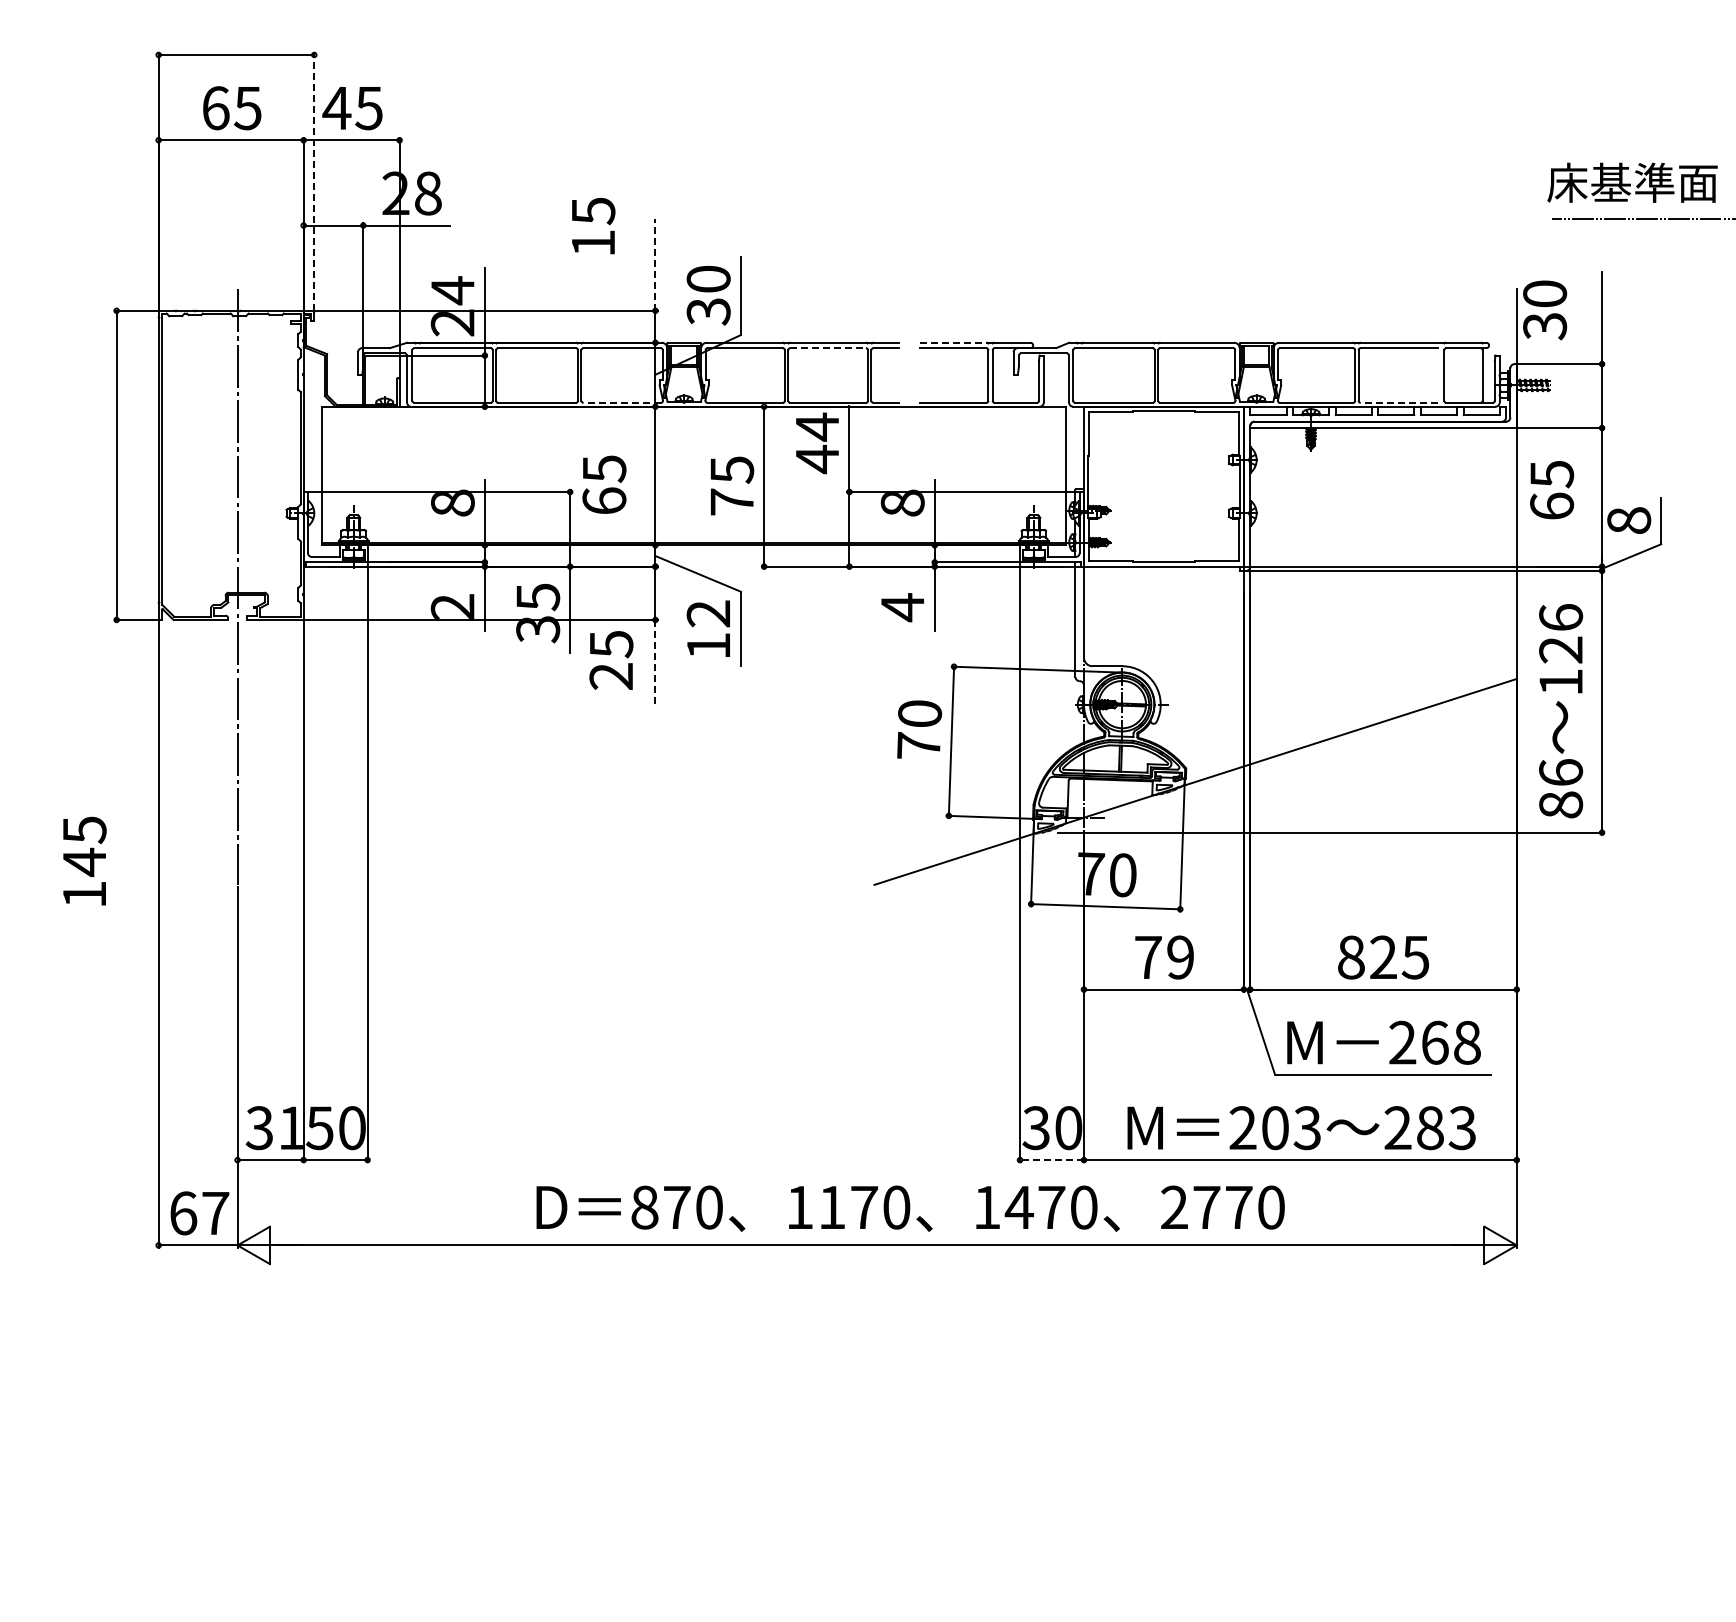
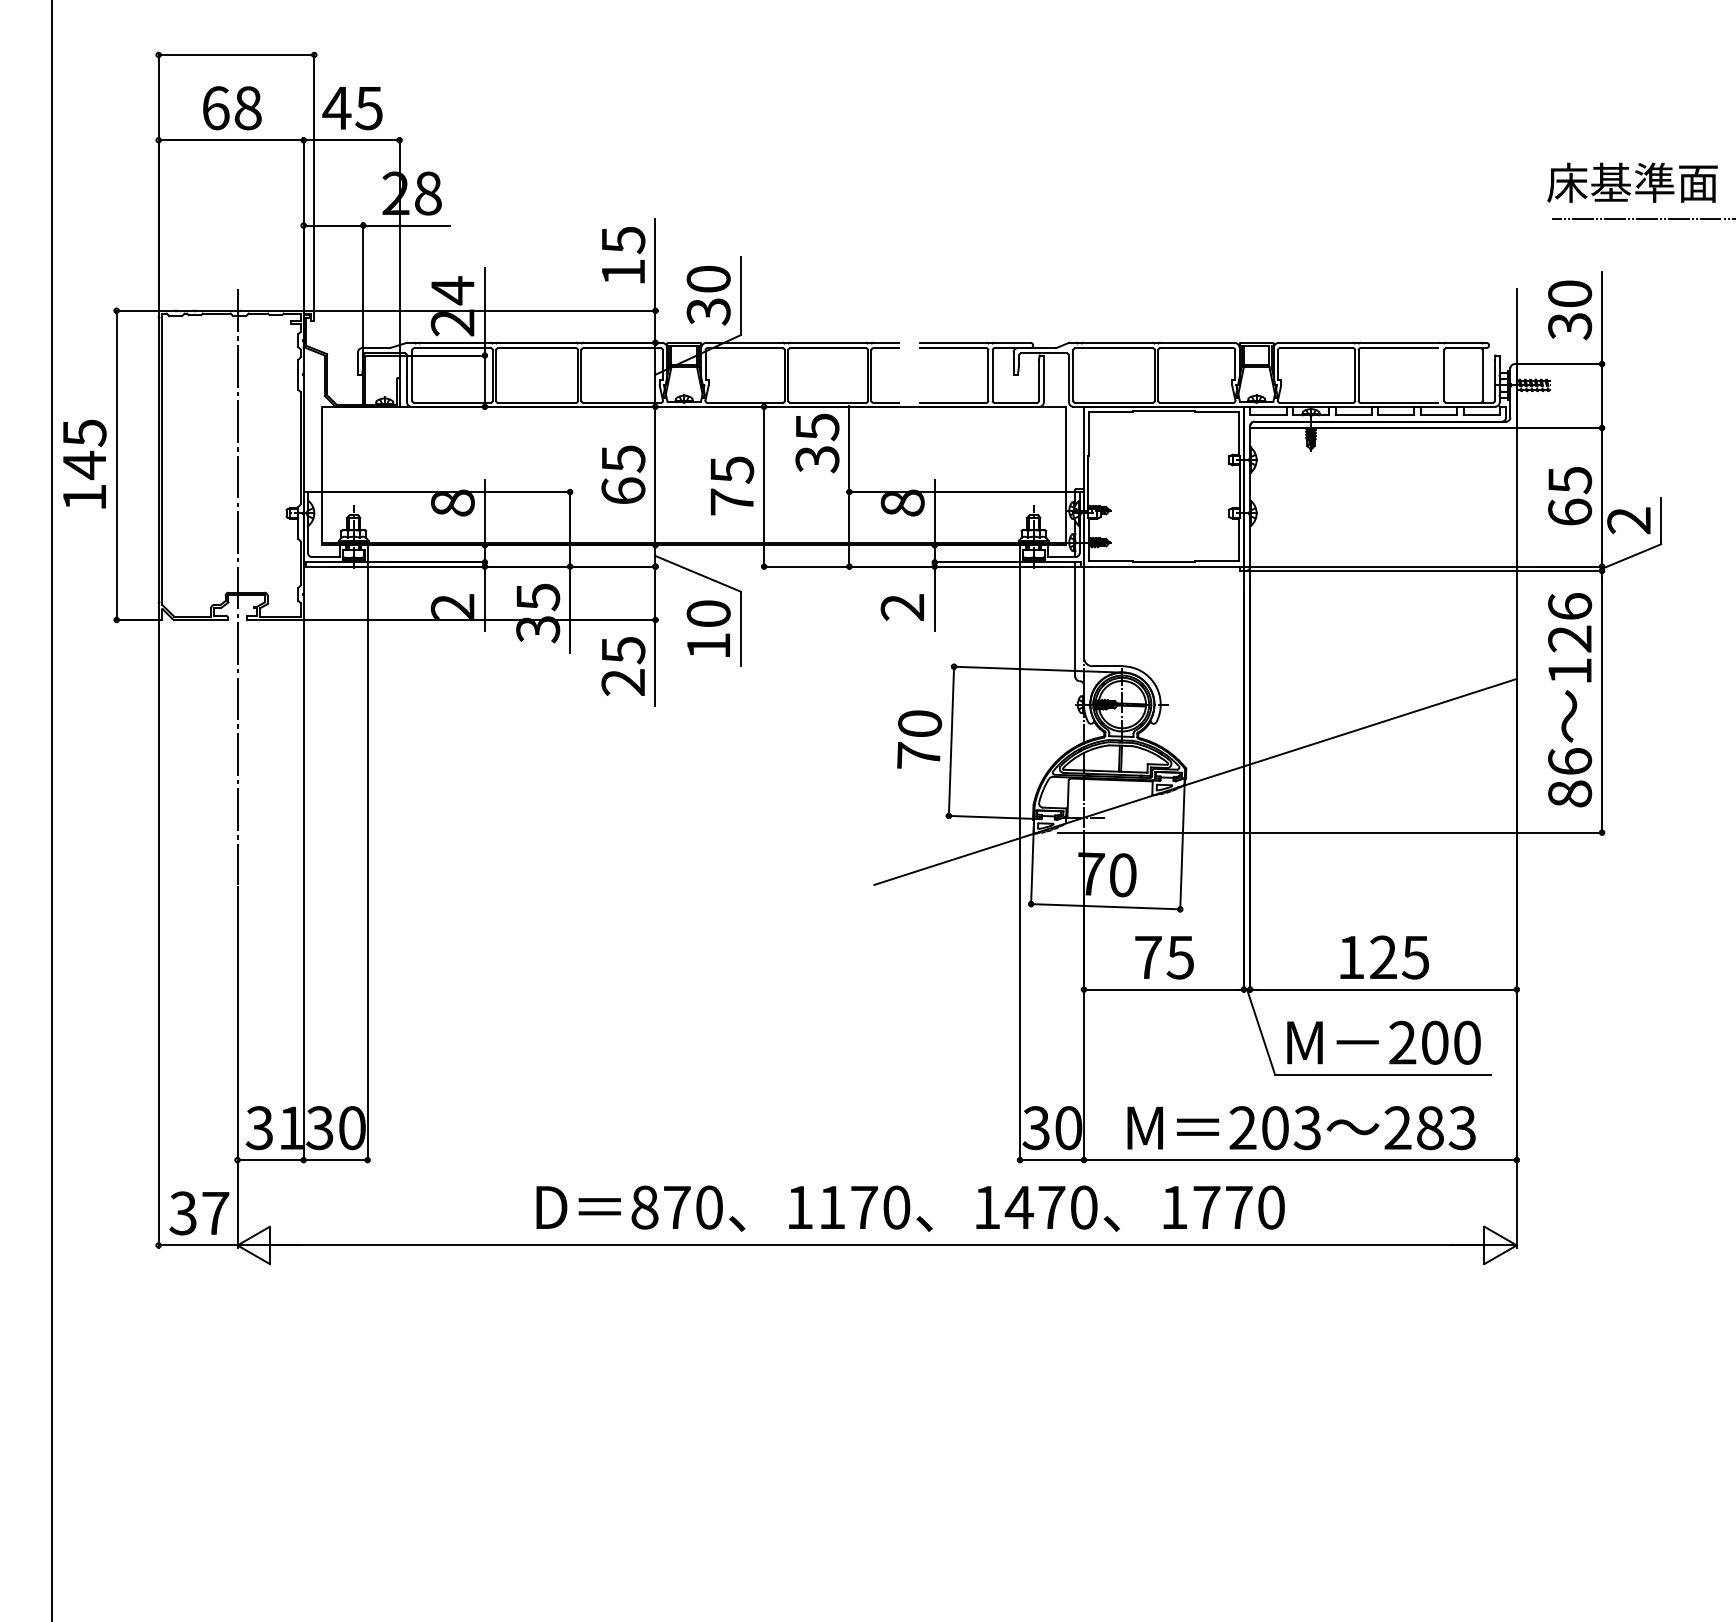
text: 65 -> 68 (247, 108)
line: dashed -> solid (314, 181)
text position: (593, 226) -> (623, 255) (623, 255)
line: dashed -> solid (655, 264)
text position: (1545, 310) -> (1570, 310) (1570, 310)
line: dashed -> solid (953, 342)
line: dashed -> solid (828, 348)
line: dashed -> solid (622, 402)
line: dashed -> solid (1399, 402)
text: 44 -> 35 (817, 443)
text position: (604, 484) -> (623, 474) (623, 474)
text position: (1552, 490) -> (1570, 496) (1570, 496)
text: 8 -> 2 (1629, 520)
text: 4 -> 2 (901, 607)
text: 12 -> 10 (708, 613)
text position: (611, 660) -> (623, 666) (623, 666)
line: dashed -> solid (655, 663)
text position: (1561, 711) -> (1570, 700) (1570, 700)
text position: (919, 729) -> (919, 739) (919, 739)
line: none -> present (52, 810)
text position: (84, 860) -> (84, 463) (84, 463)
text: 79 -> 75 (1179, 957)
text: 825 -> 125 (1351, 957)
text: 268 -> 200 (1451, 1042)
text: 50 -> 30 (319, 1127)
line: dashed -> solid (1052, 1160)
text: 2770 -> 1770 (1174, 1206)
text: 67 -> 37 (183, 1213)
